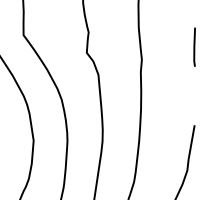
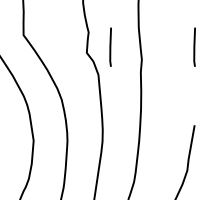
line: none -> present (110, 46)
